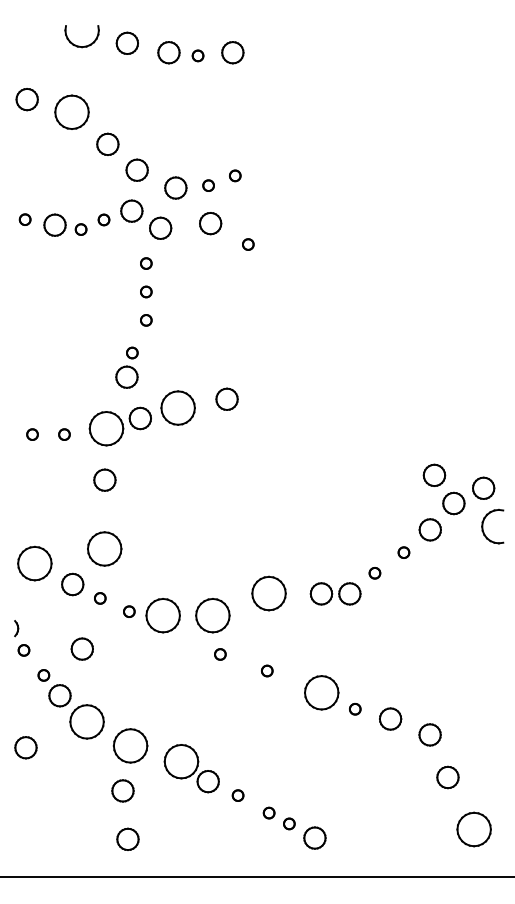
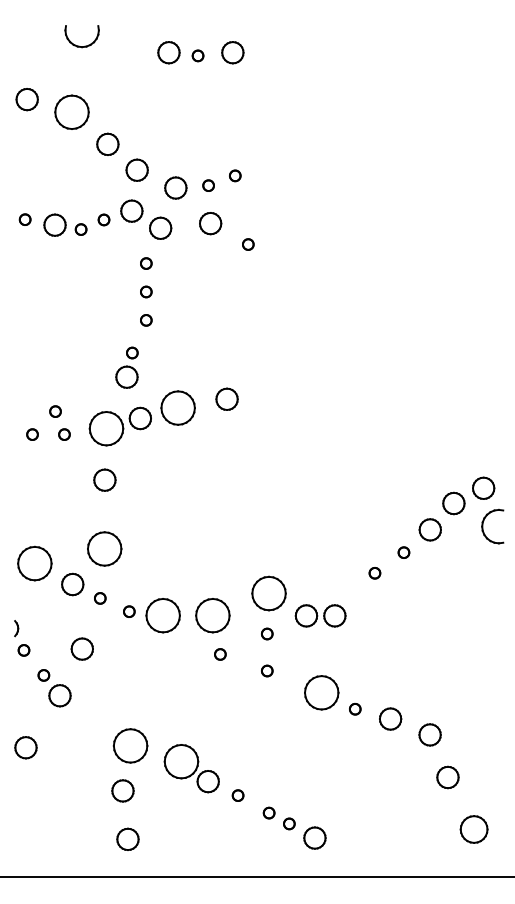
part: present -> none (126, 42)
part: none -> present (55, 411)
part: present -> none (434, 474)
part position: (335, 593) -> (320, 615) (320, 615)
part: none -> present (267, 633)
part: present -> none (86, 721)
part size: 36x37 px -> 30x29 px (473, 829)
